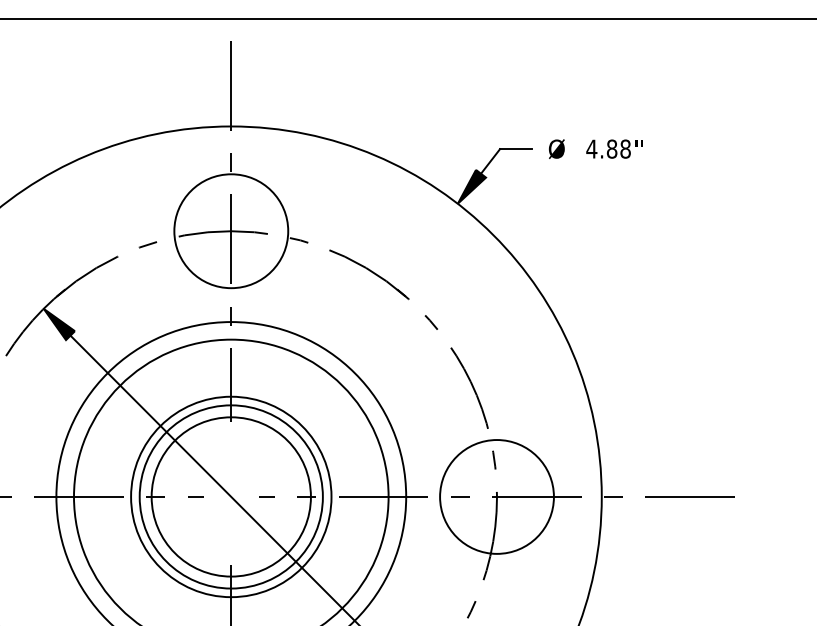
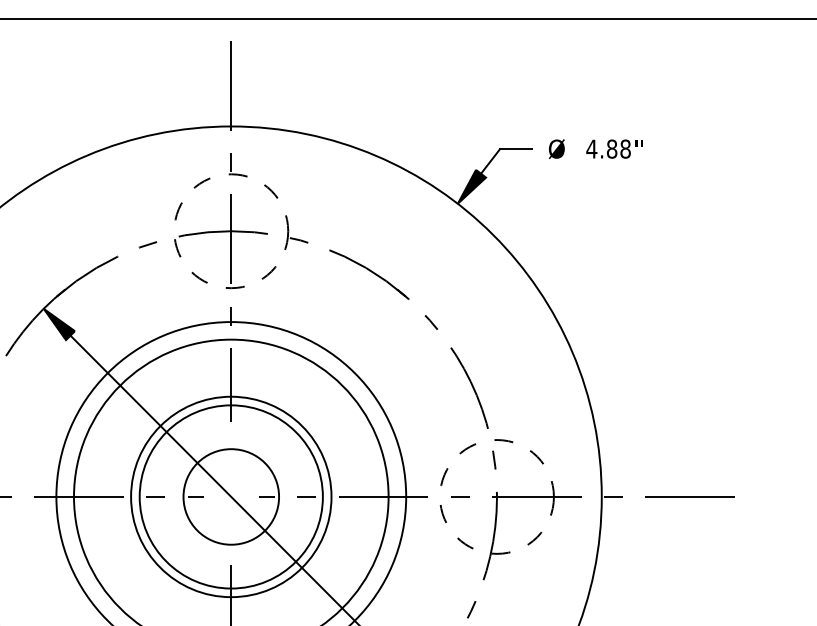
circle: solid -> dashed (231, 231)
circle diameter: 159 px -> 96 px (231, 496)
circle: solid -> dashed (496, 496)
